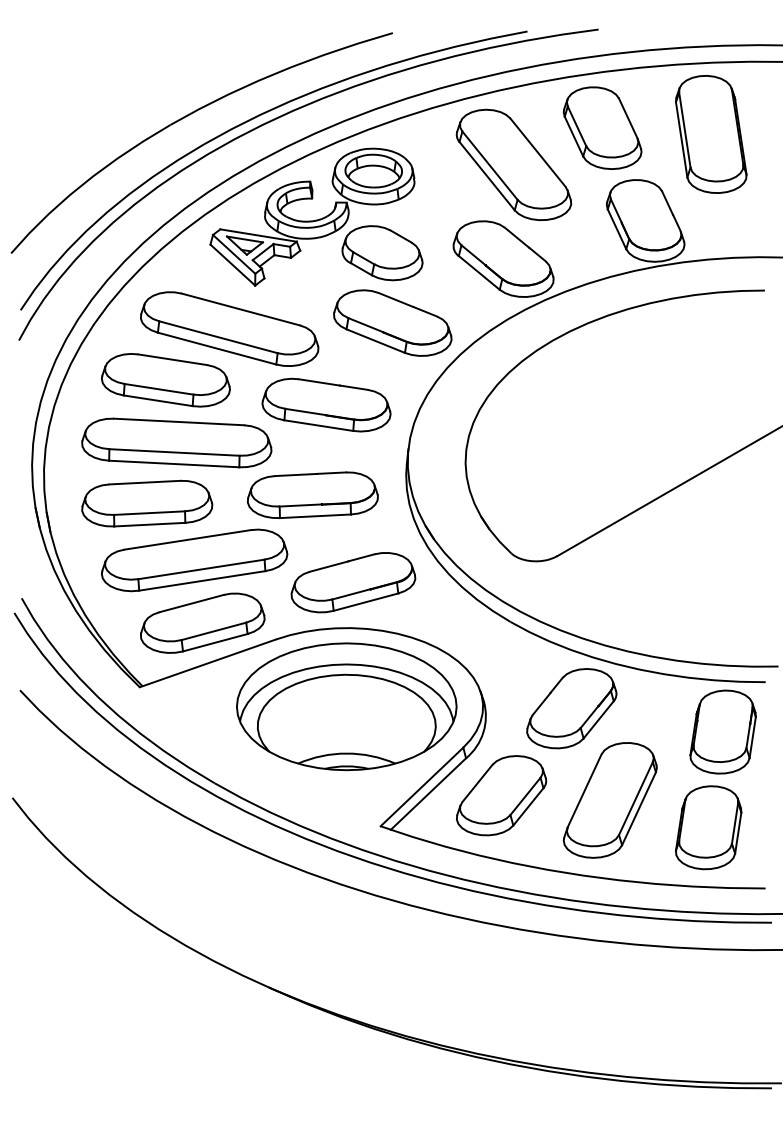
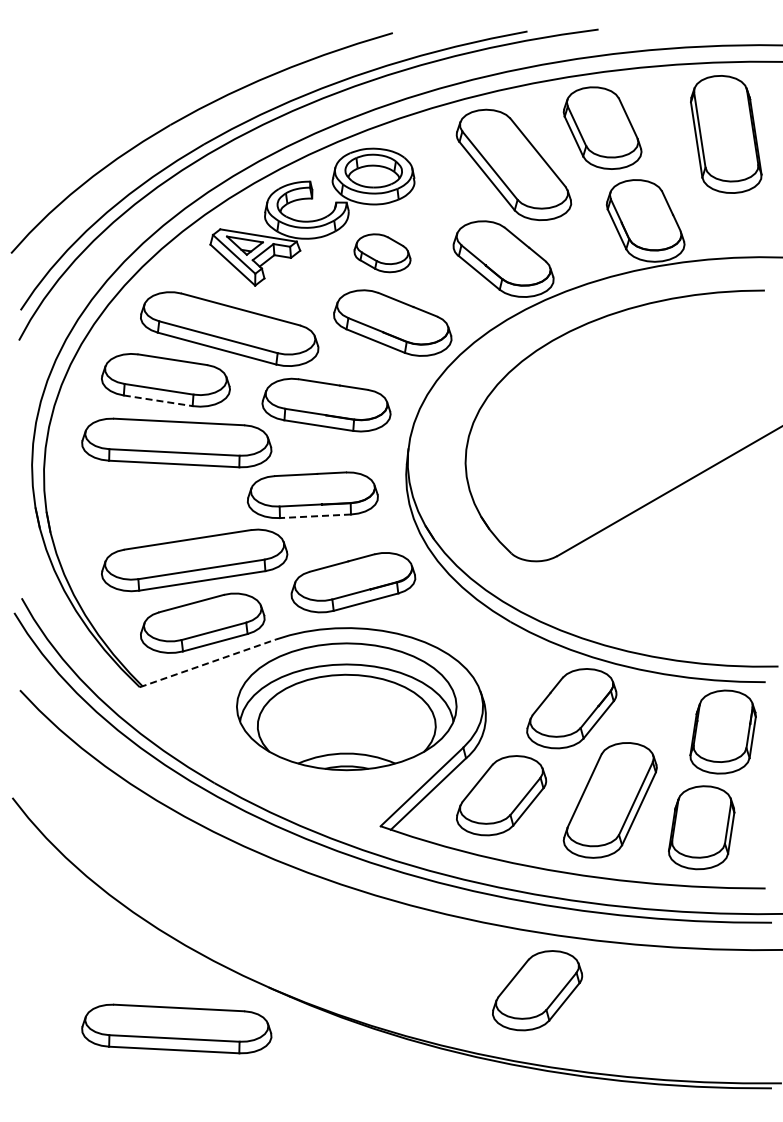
part position: (711, 134) -> (726, 134) (726, 134)
part size: 83x57 px -> 59x41 px (382, 253)
line: solid -> dashed (158, 400)
part: present -> none (147, 503)
line: solid -> dashed (315, 516)
line: solid -> dashed (208, 663)
part position: (708, 827) -> (701, 827) (701, 827)
part: none -> present (537, 990)
part: none -> present (176, 1028)
